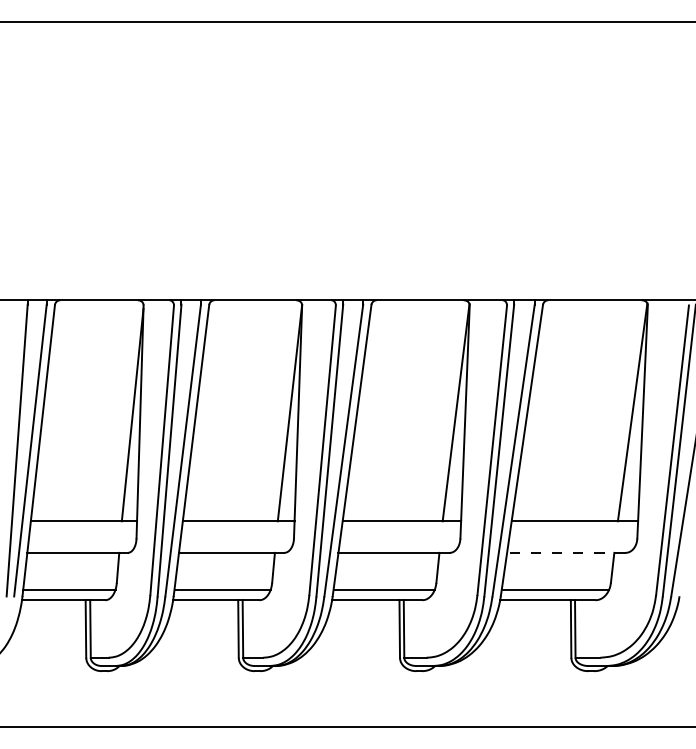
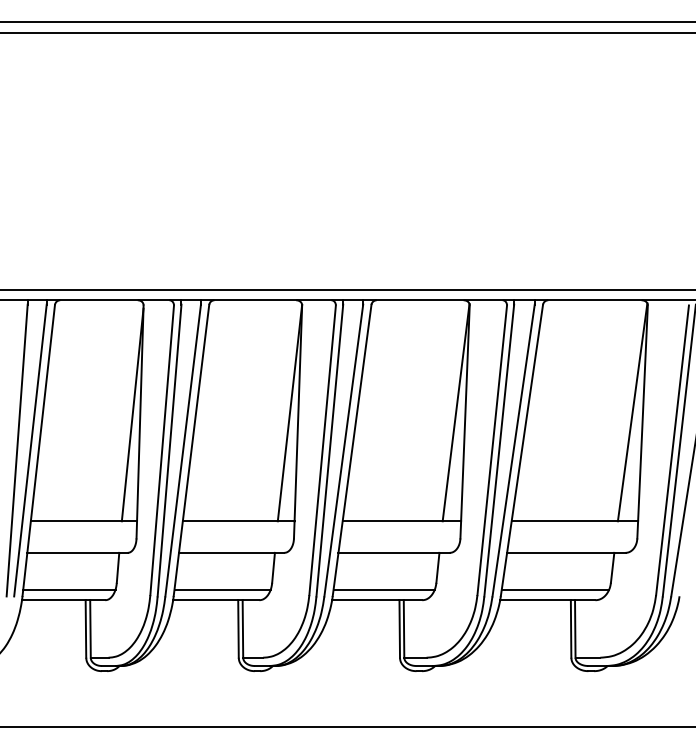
line: none -> present (347, 32)
line: none -> present (347, 289)
line: dashed -> solid (565, 552)
